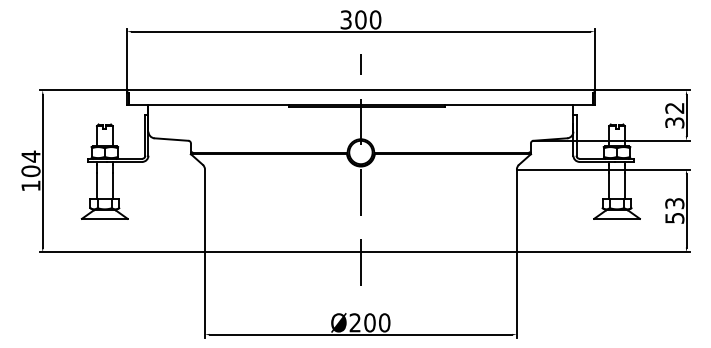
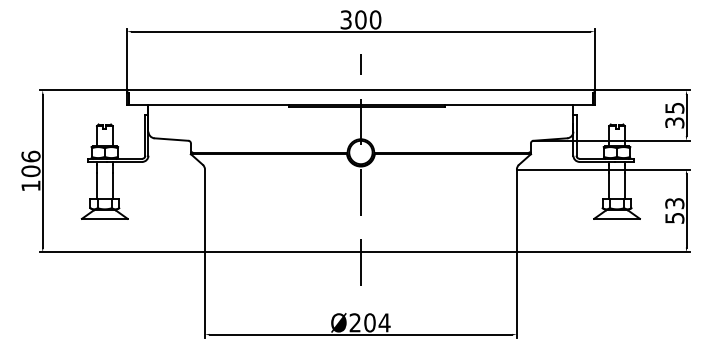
text: 32 -> 35 (674, 108)
text: 104 -> 106 (30, 156)
text: Ø200 -> Ø204 (384, 322)
